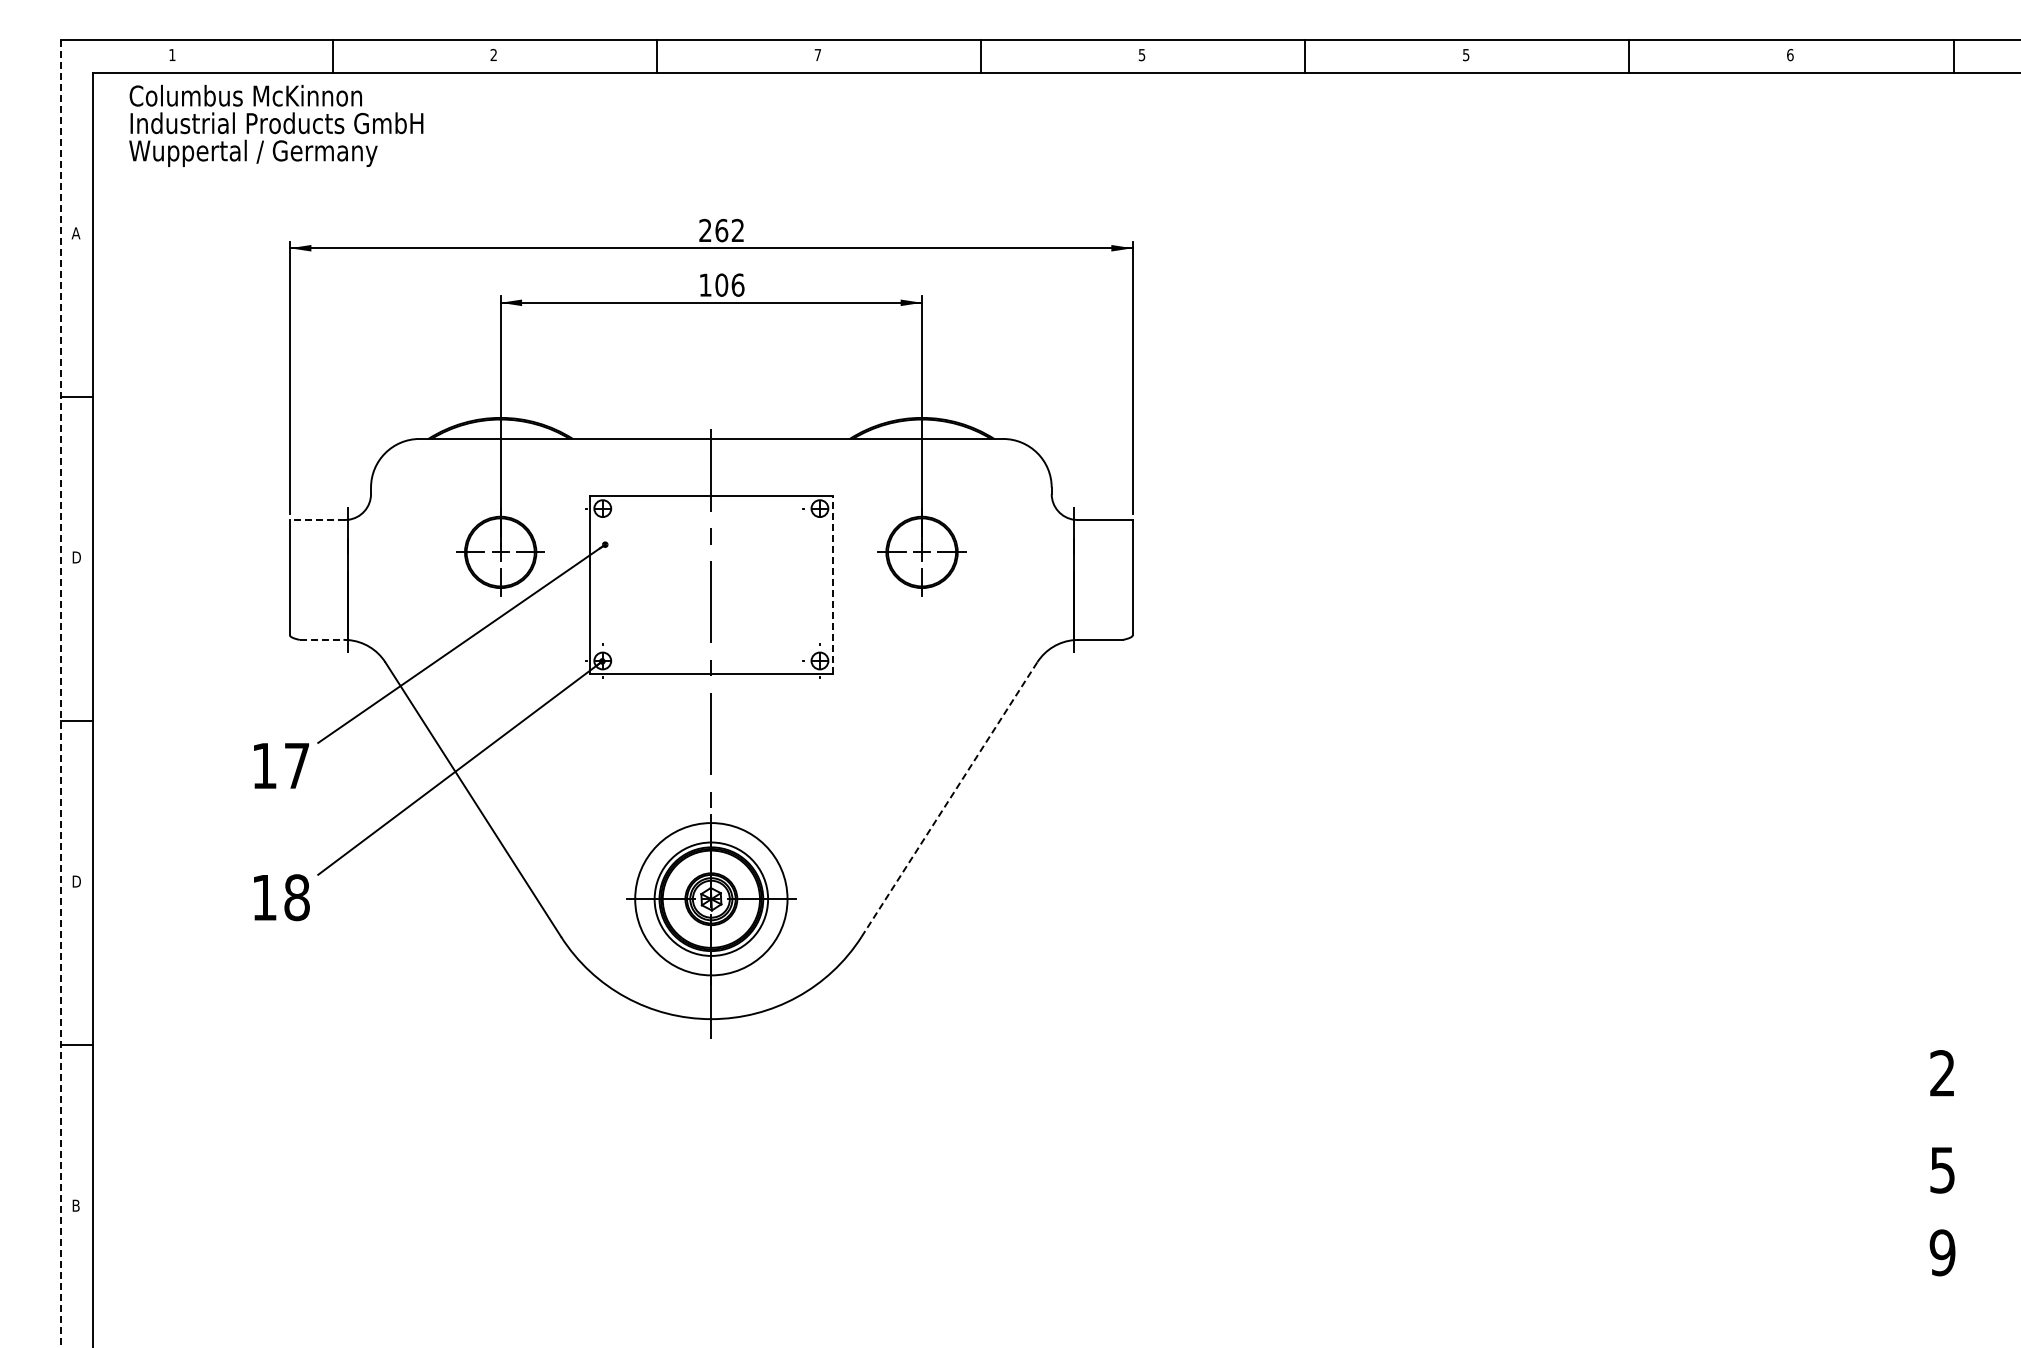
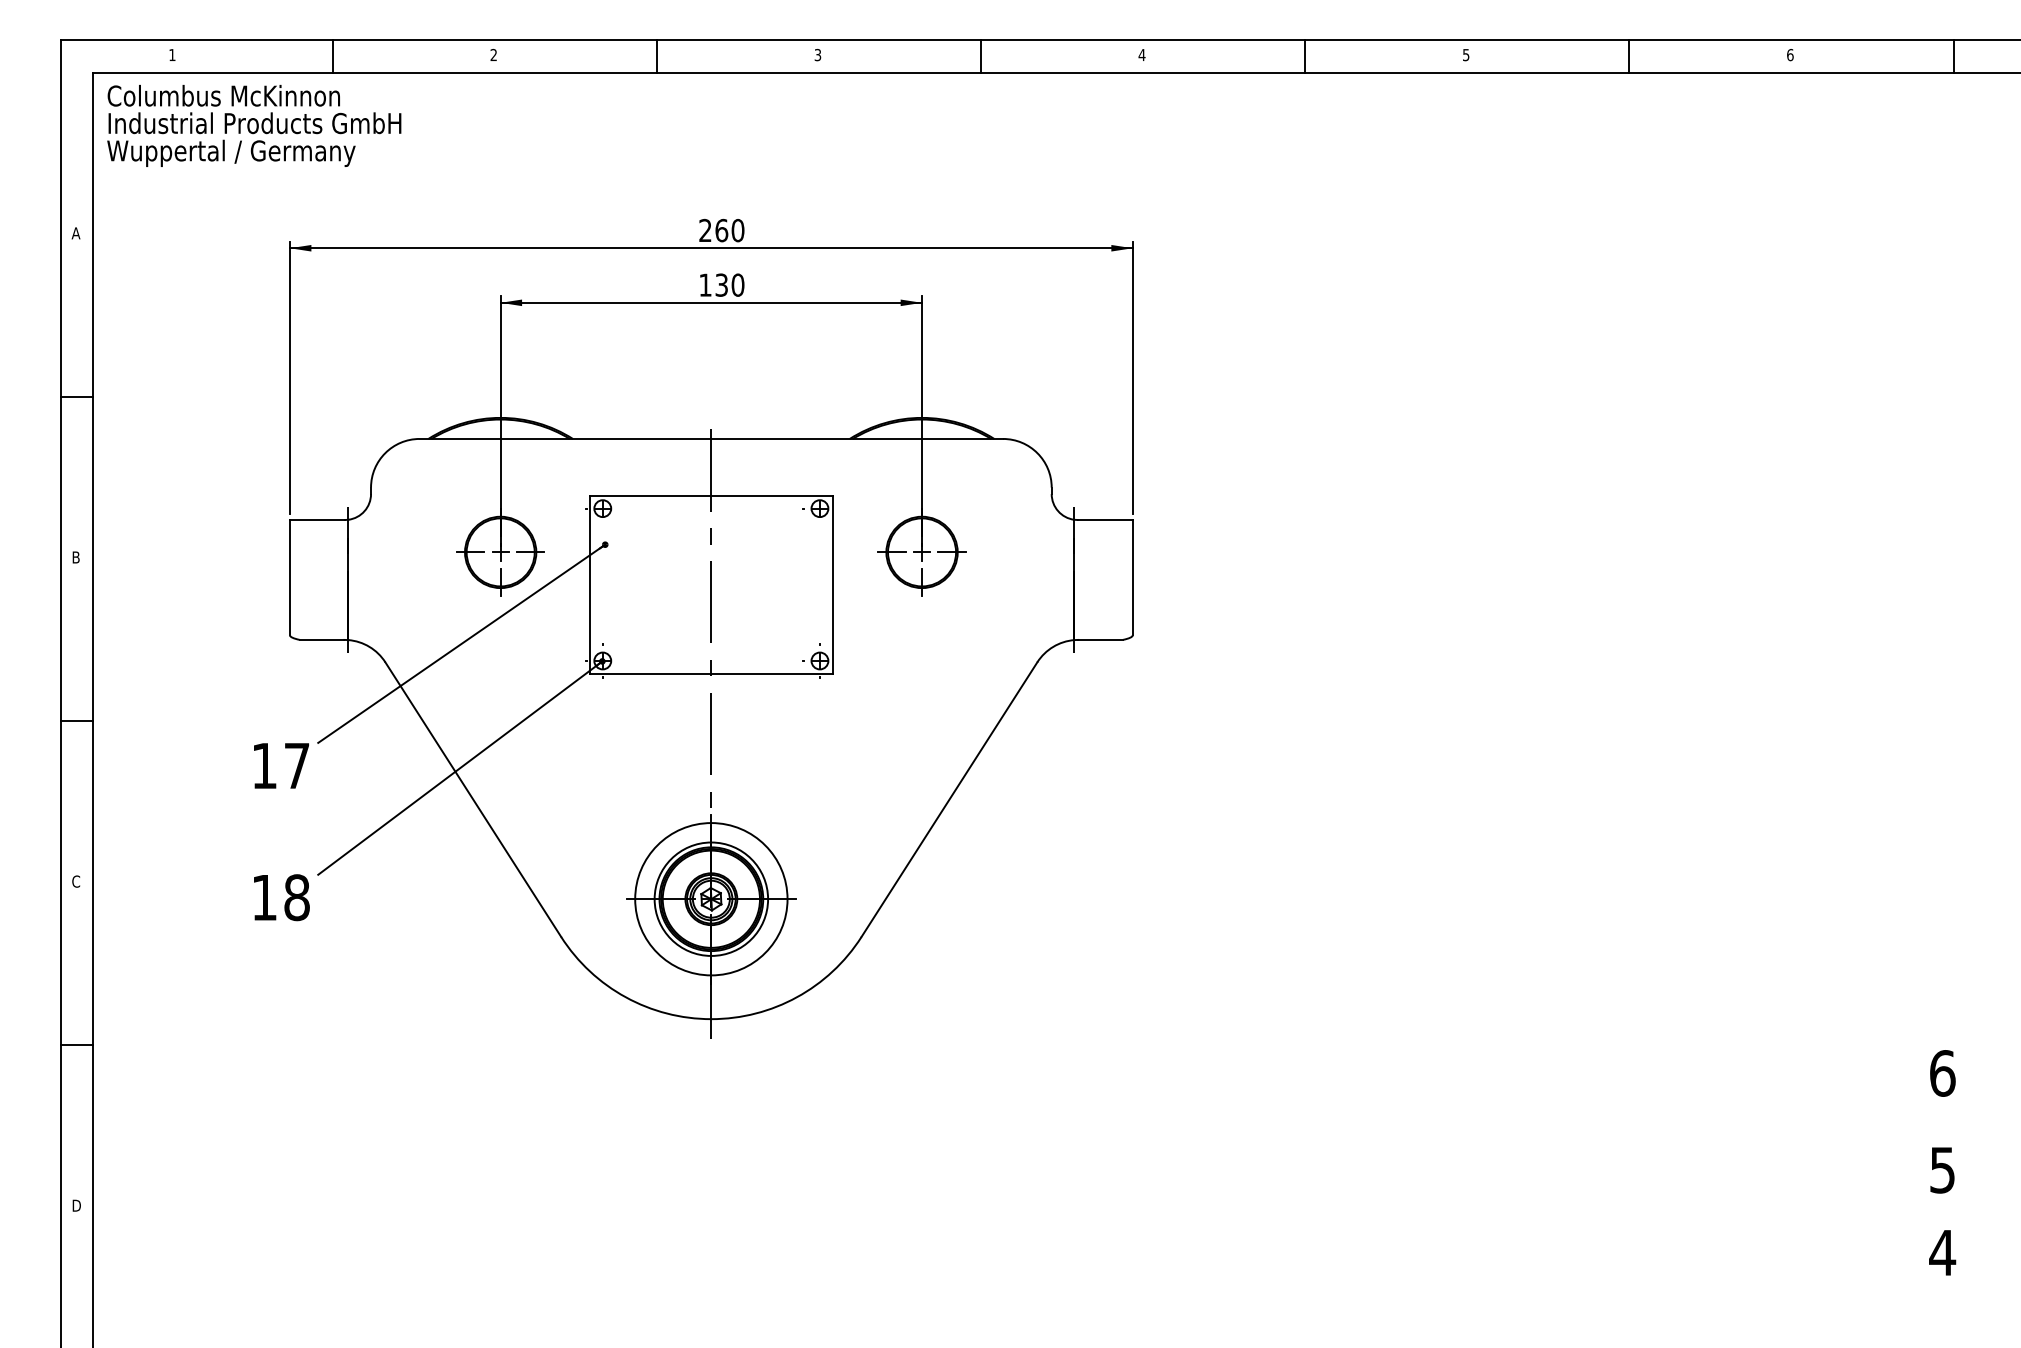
text: 7 -> 3 (817, 54)
text: 5 -> 4 (1141, 55)
text position: (276, 125) -> (254, 125) (254, 125)
text: 262 -> 260 (737, 230)
text: 106 -> 130 (729, 284)
line: dashed -> solid (317, 520)
text: D -> B (77, 557)
line: dashed -> solid (832, 584)
line: dashed -> solid (322, 639)
line: dashed -> solid (60, 694)
line: dashed -> solid (949, 799)
text: D -> C (76, 881)
text: 2 -> 6 (1942, 1073)
text: B -> D (77, 1205)
text: 9 -> 4 (1942, 1252)
